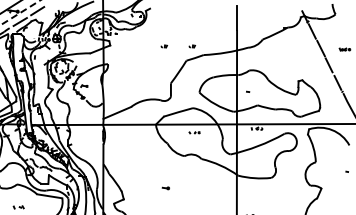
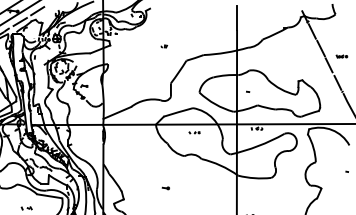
line: dashed -> solid (19, 13)
part: present -> none (192, 46)
part position: (344, 49) -> (341, 56) (341, 56)
part position: (18, 207) -> (26, 208) (26, 208)
